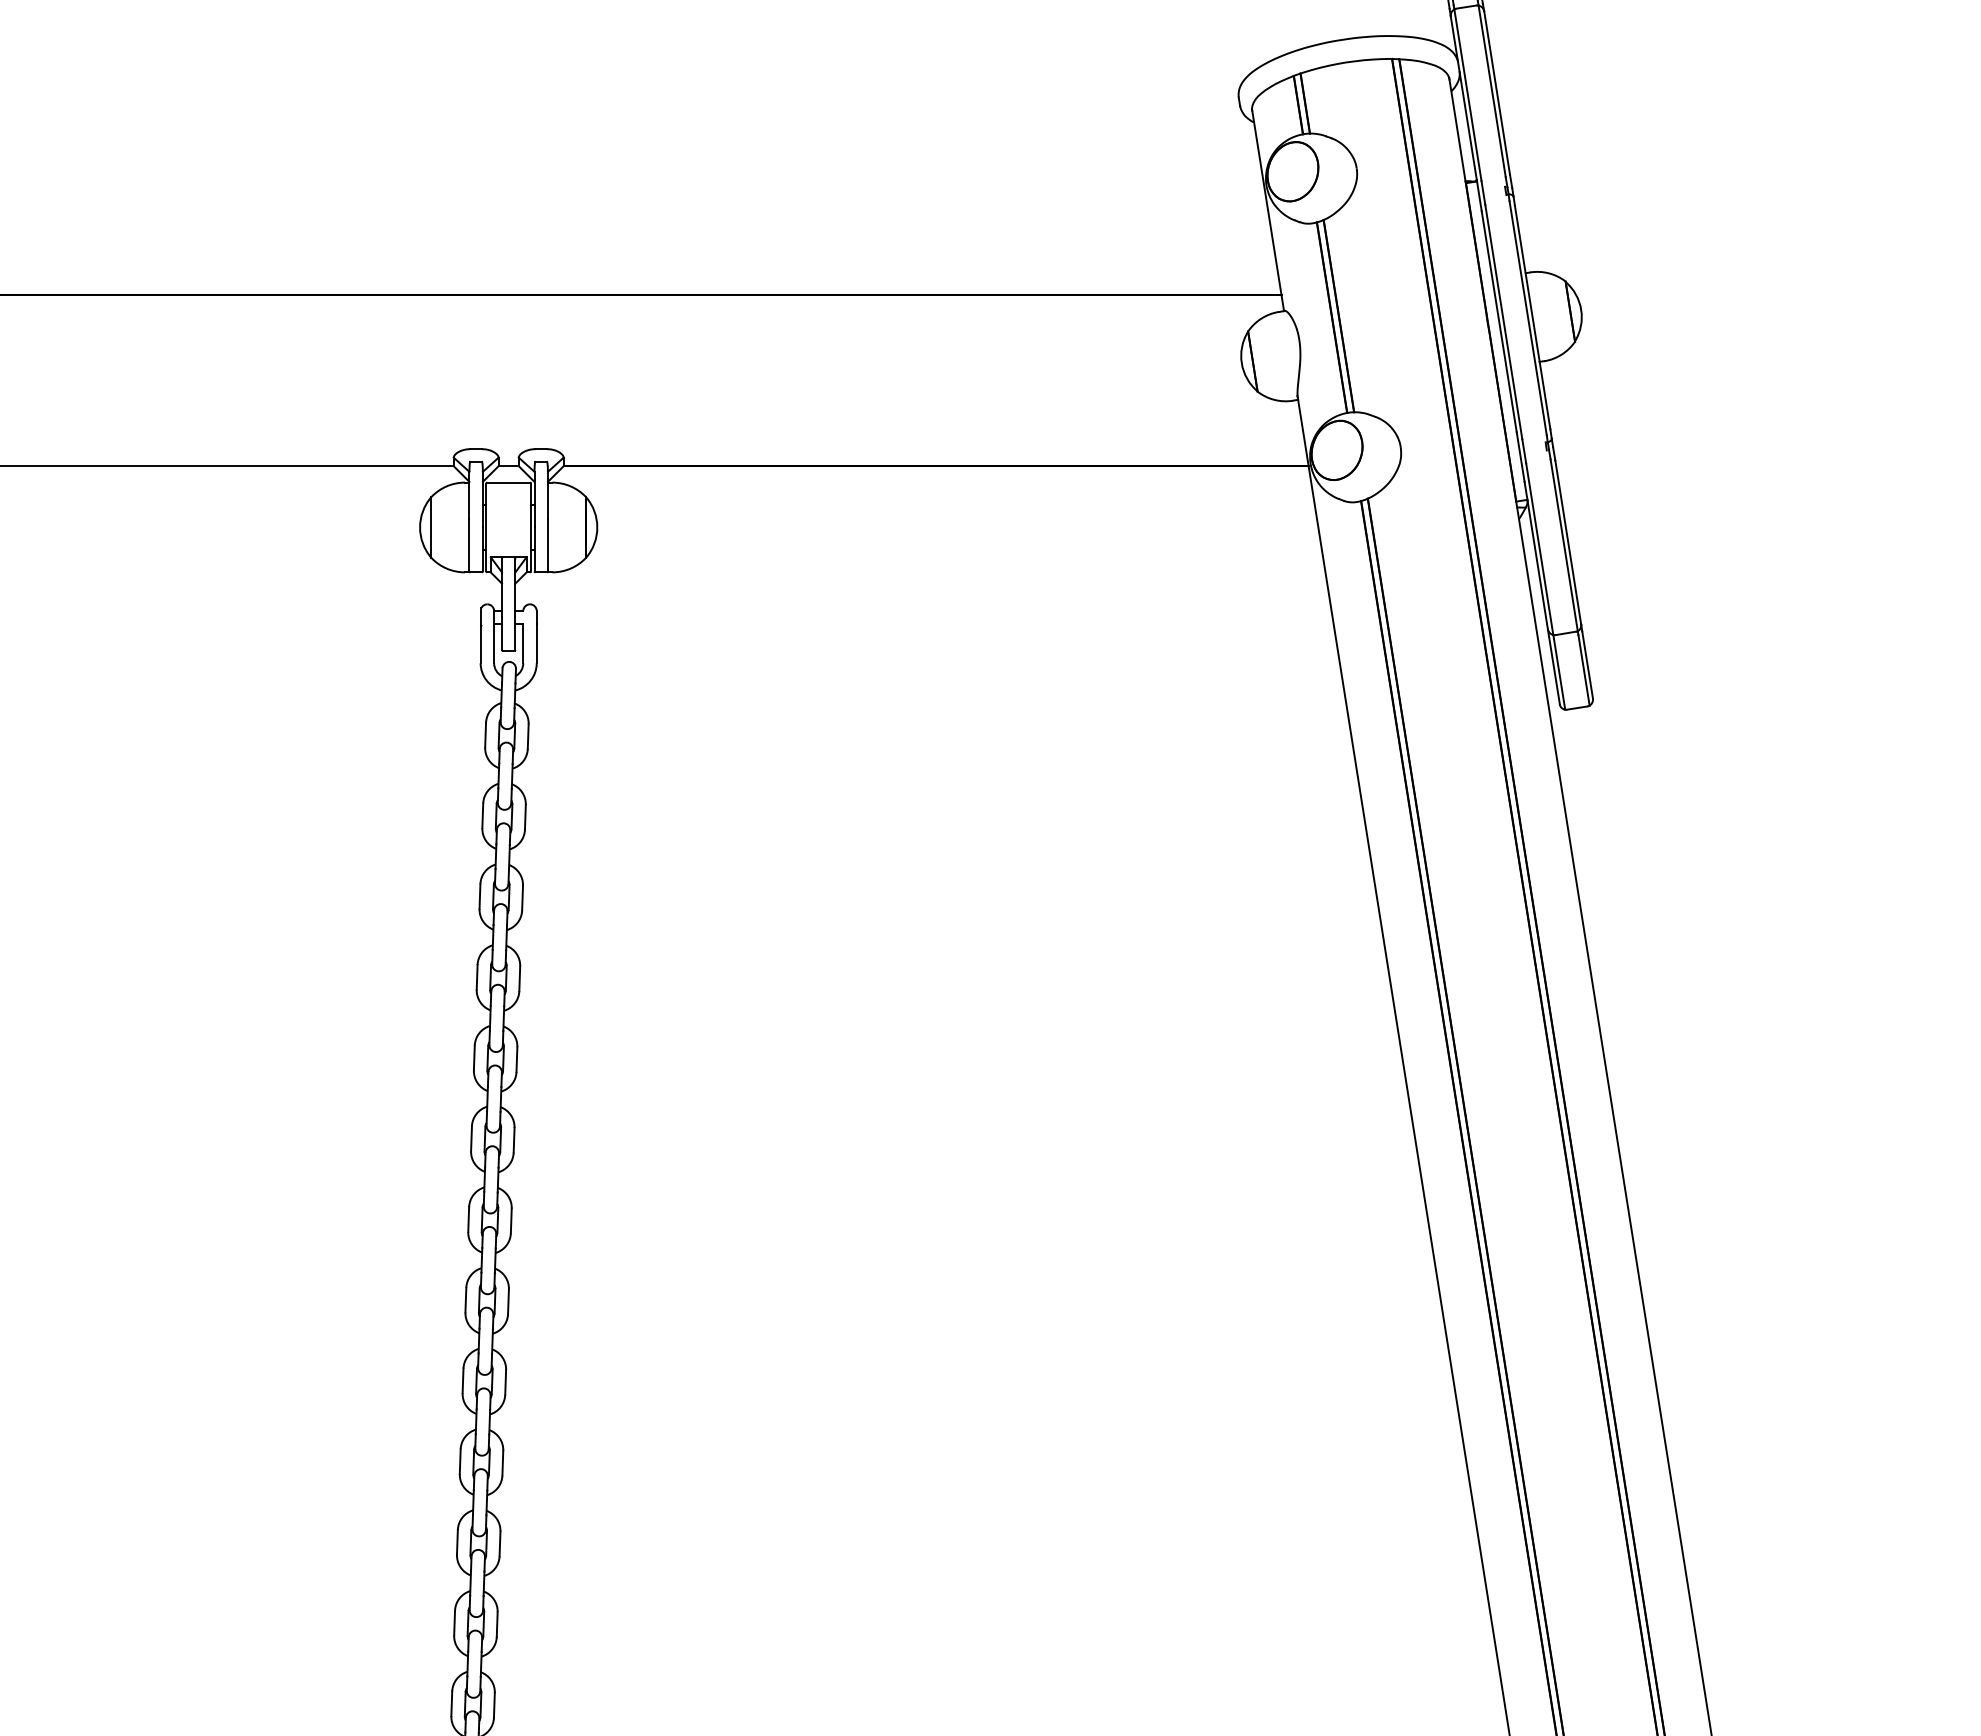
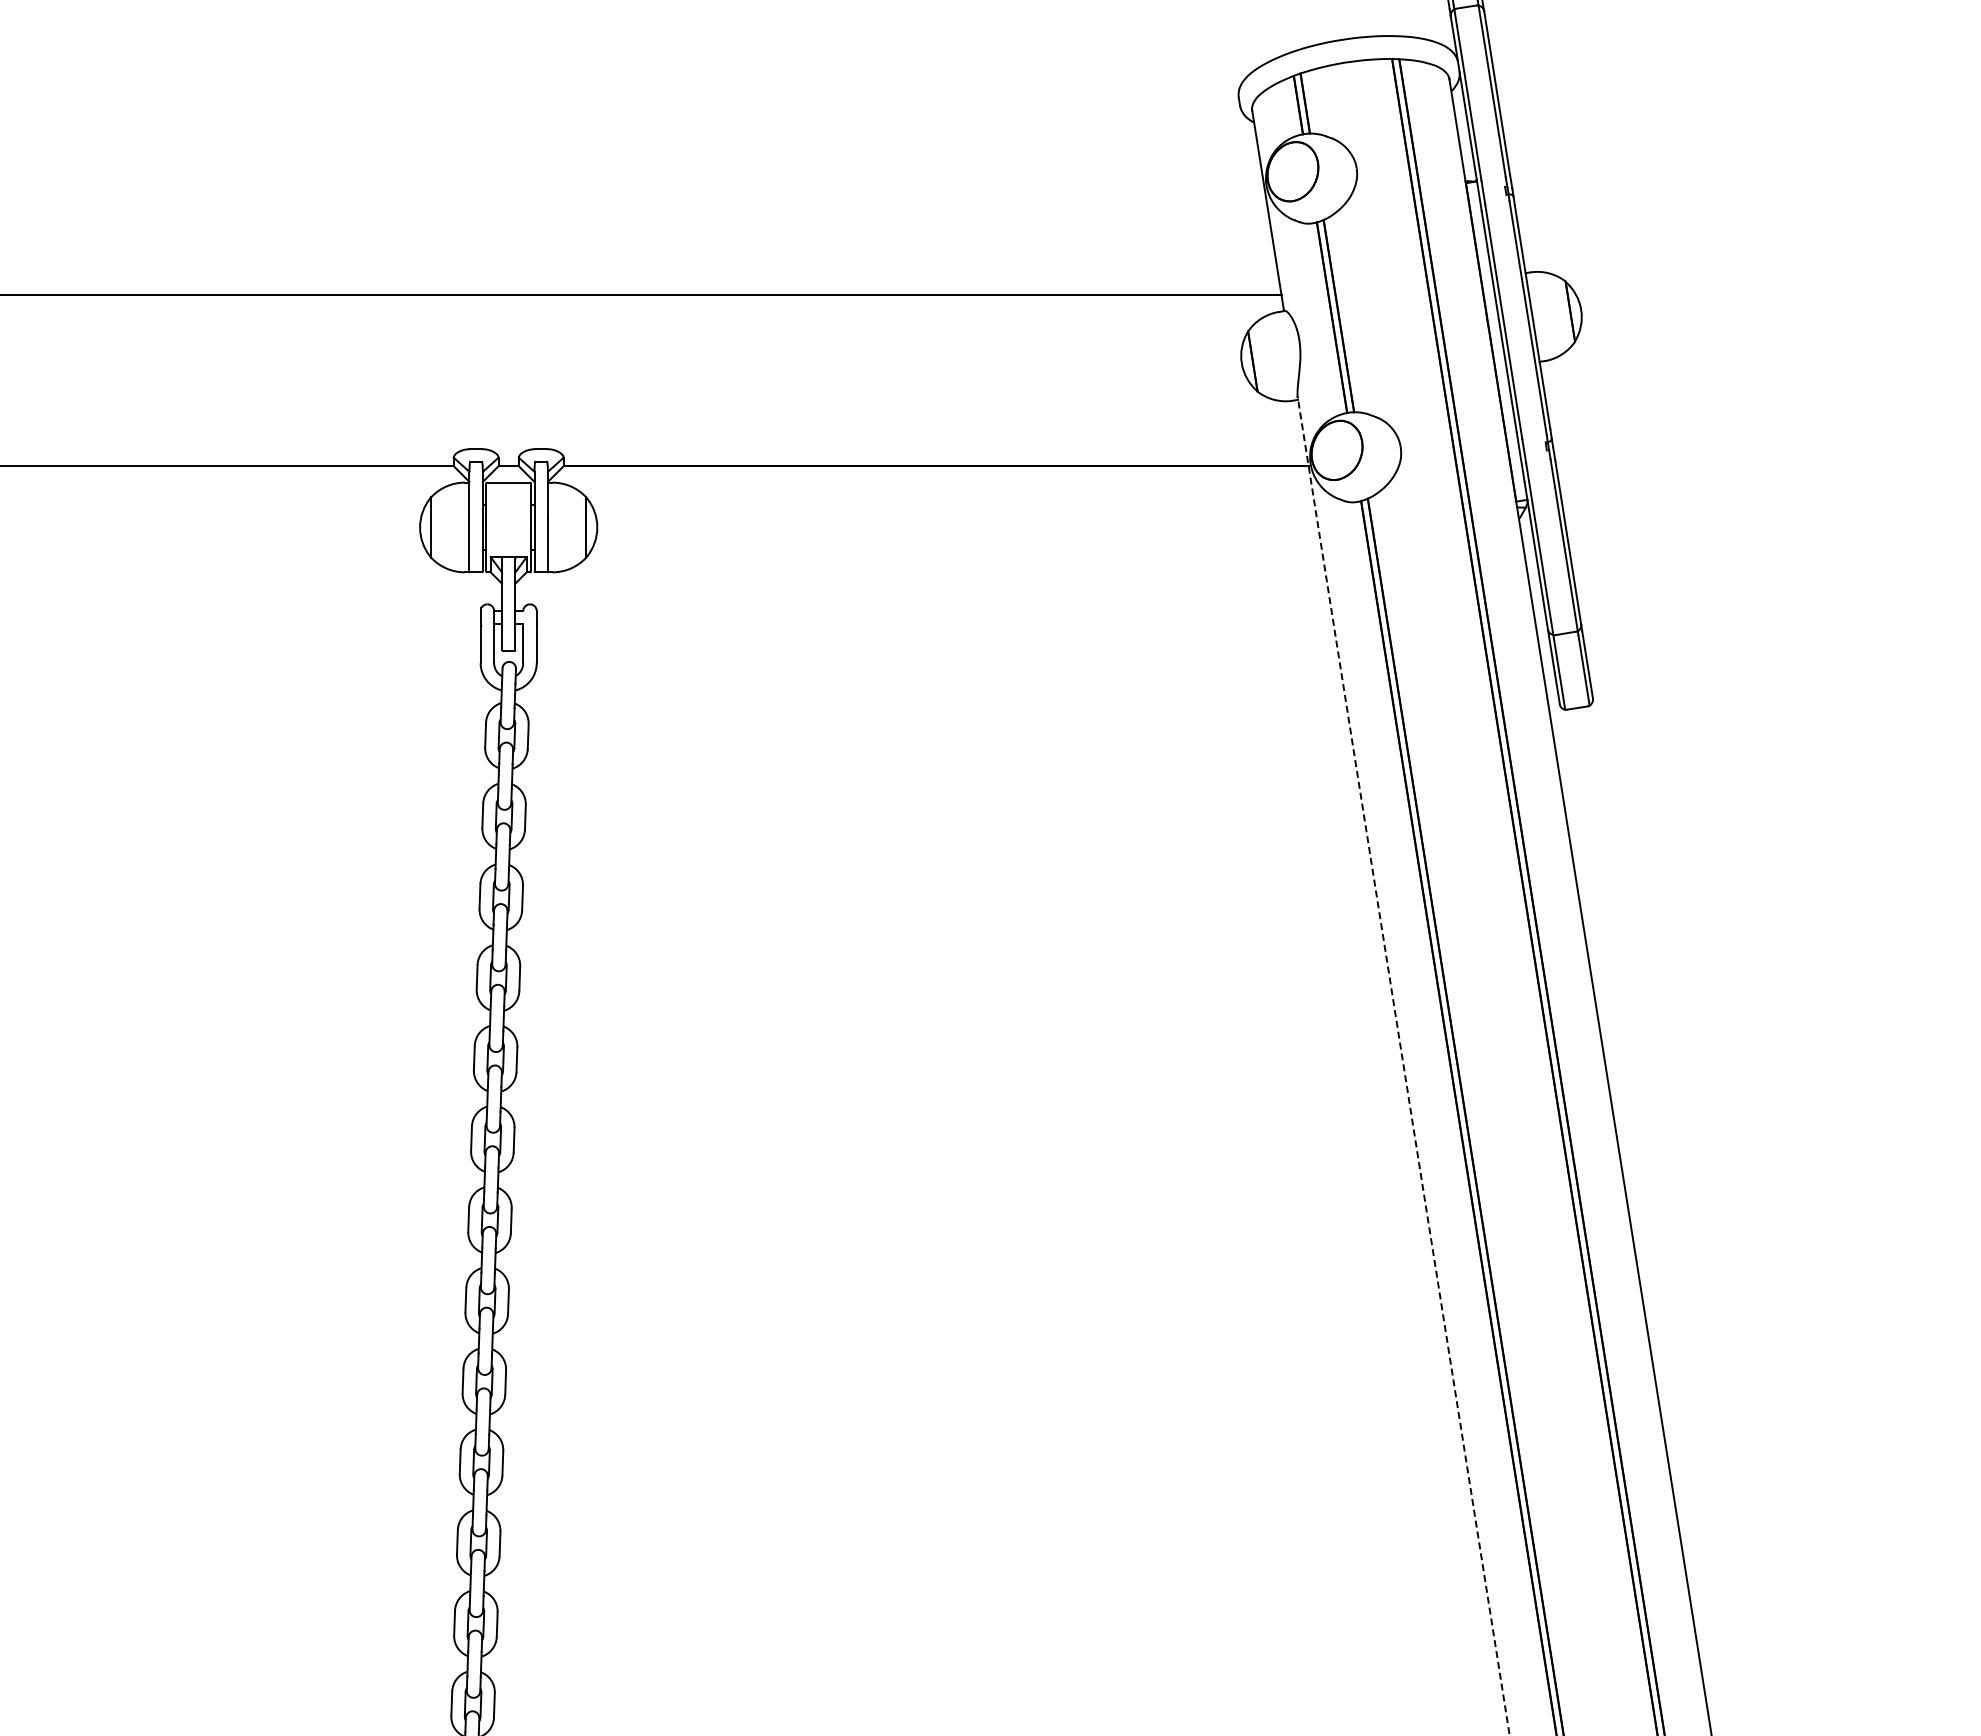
line: solid -> dashed (1403, 1065)
